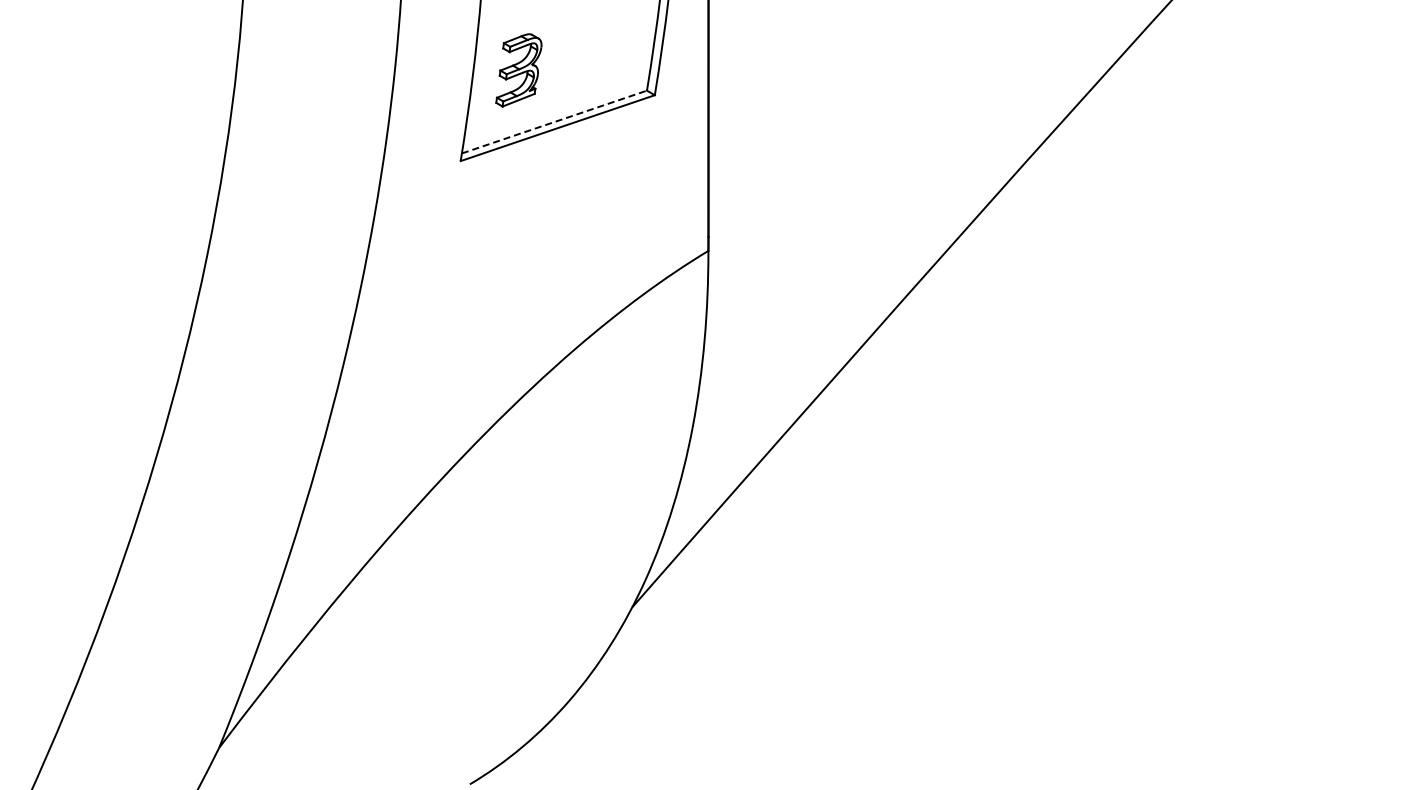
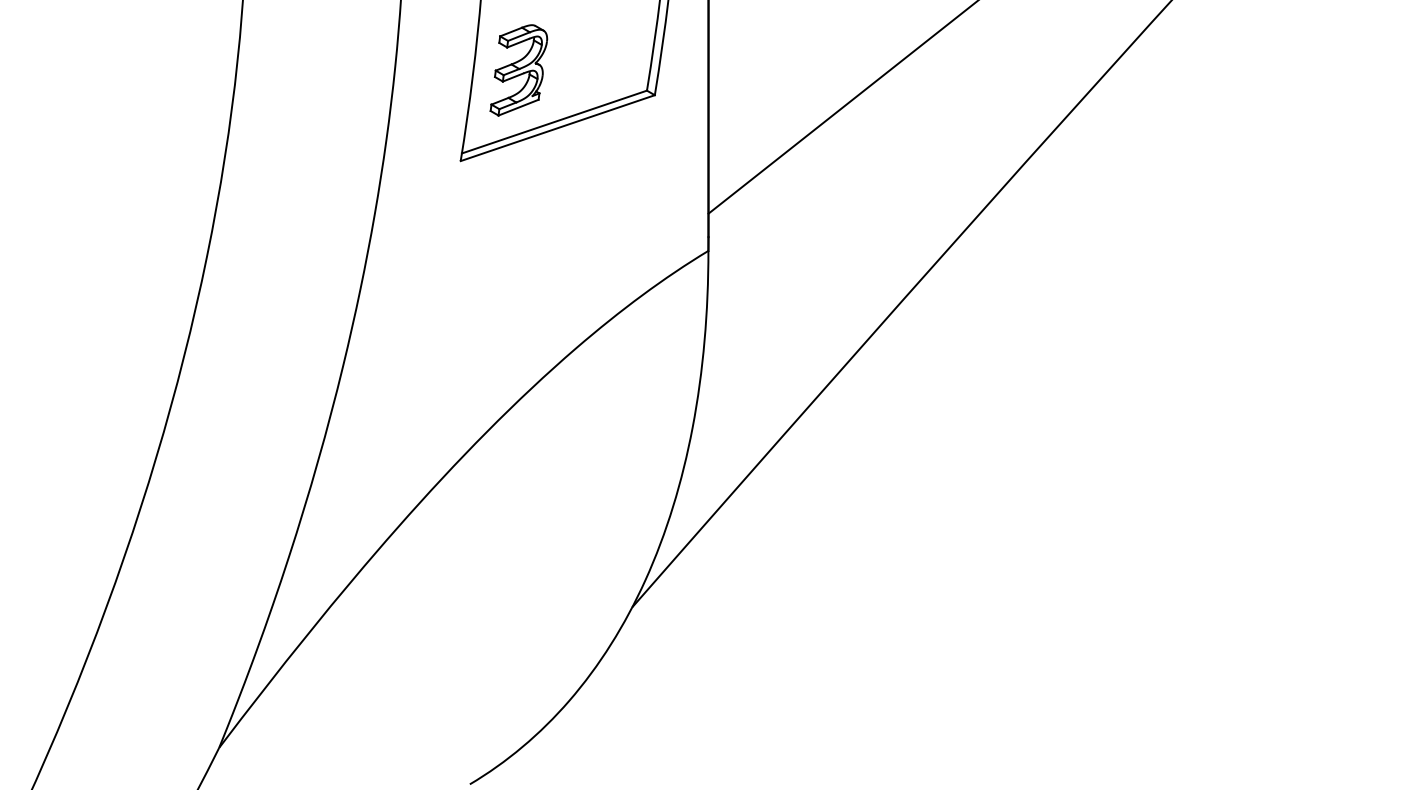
part size: 48x75 px -> 60x93 px (518, 70)
line: none -> present (842, 107)
line: dashed -> solid (554, 122)
